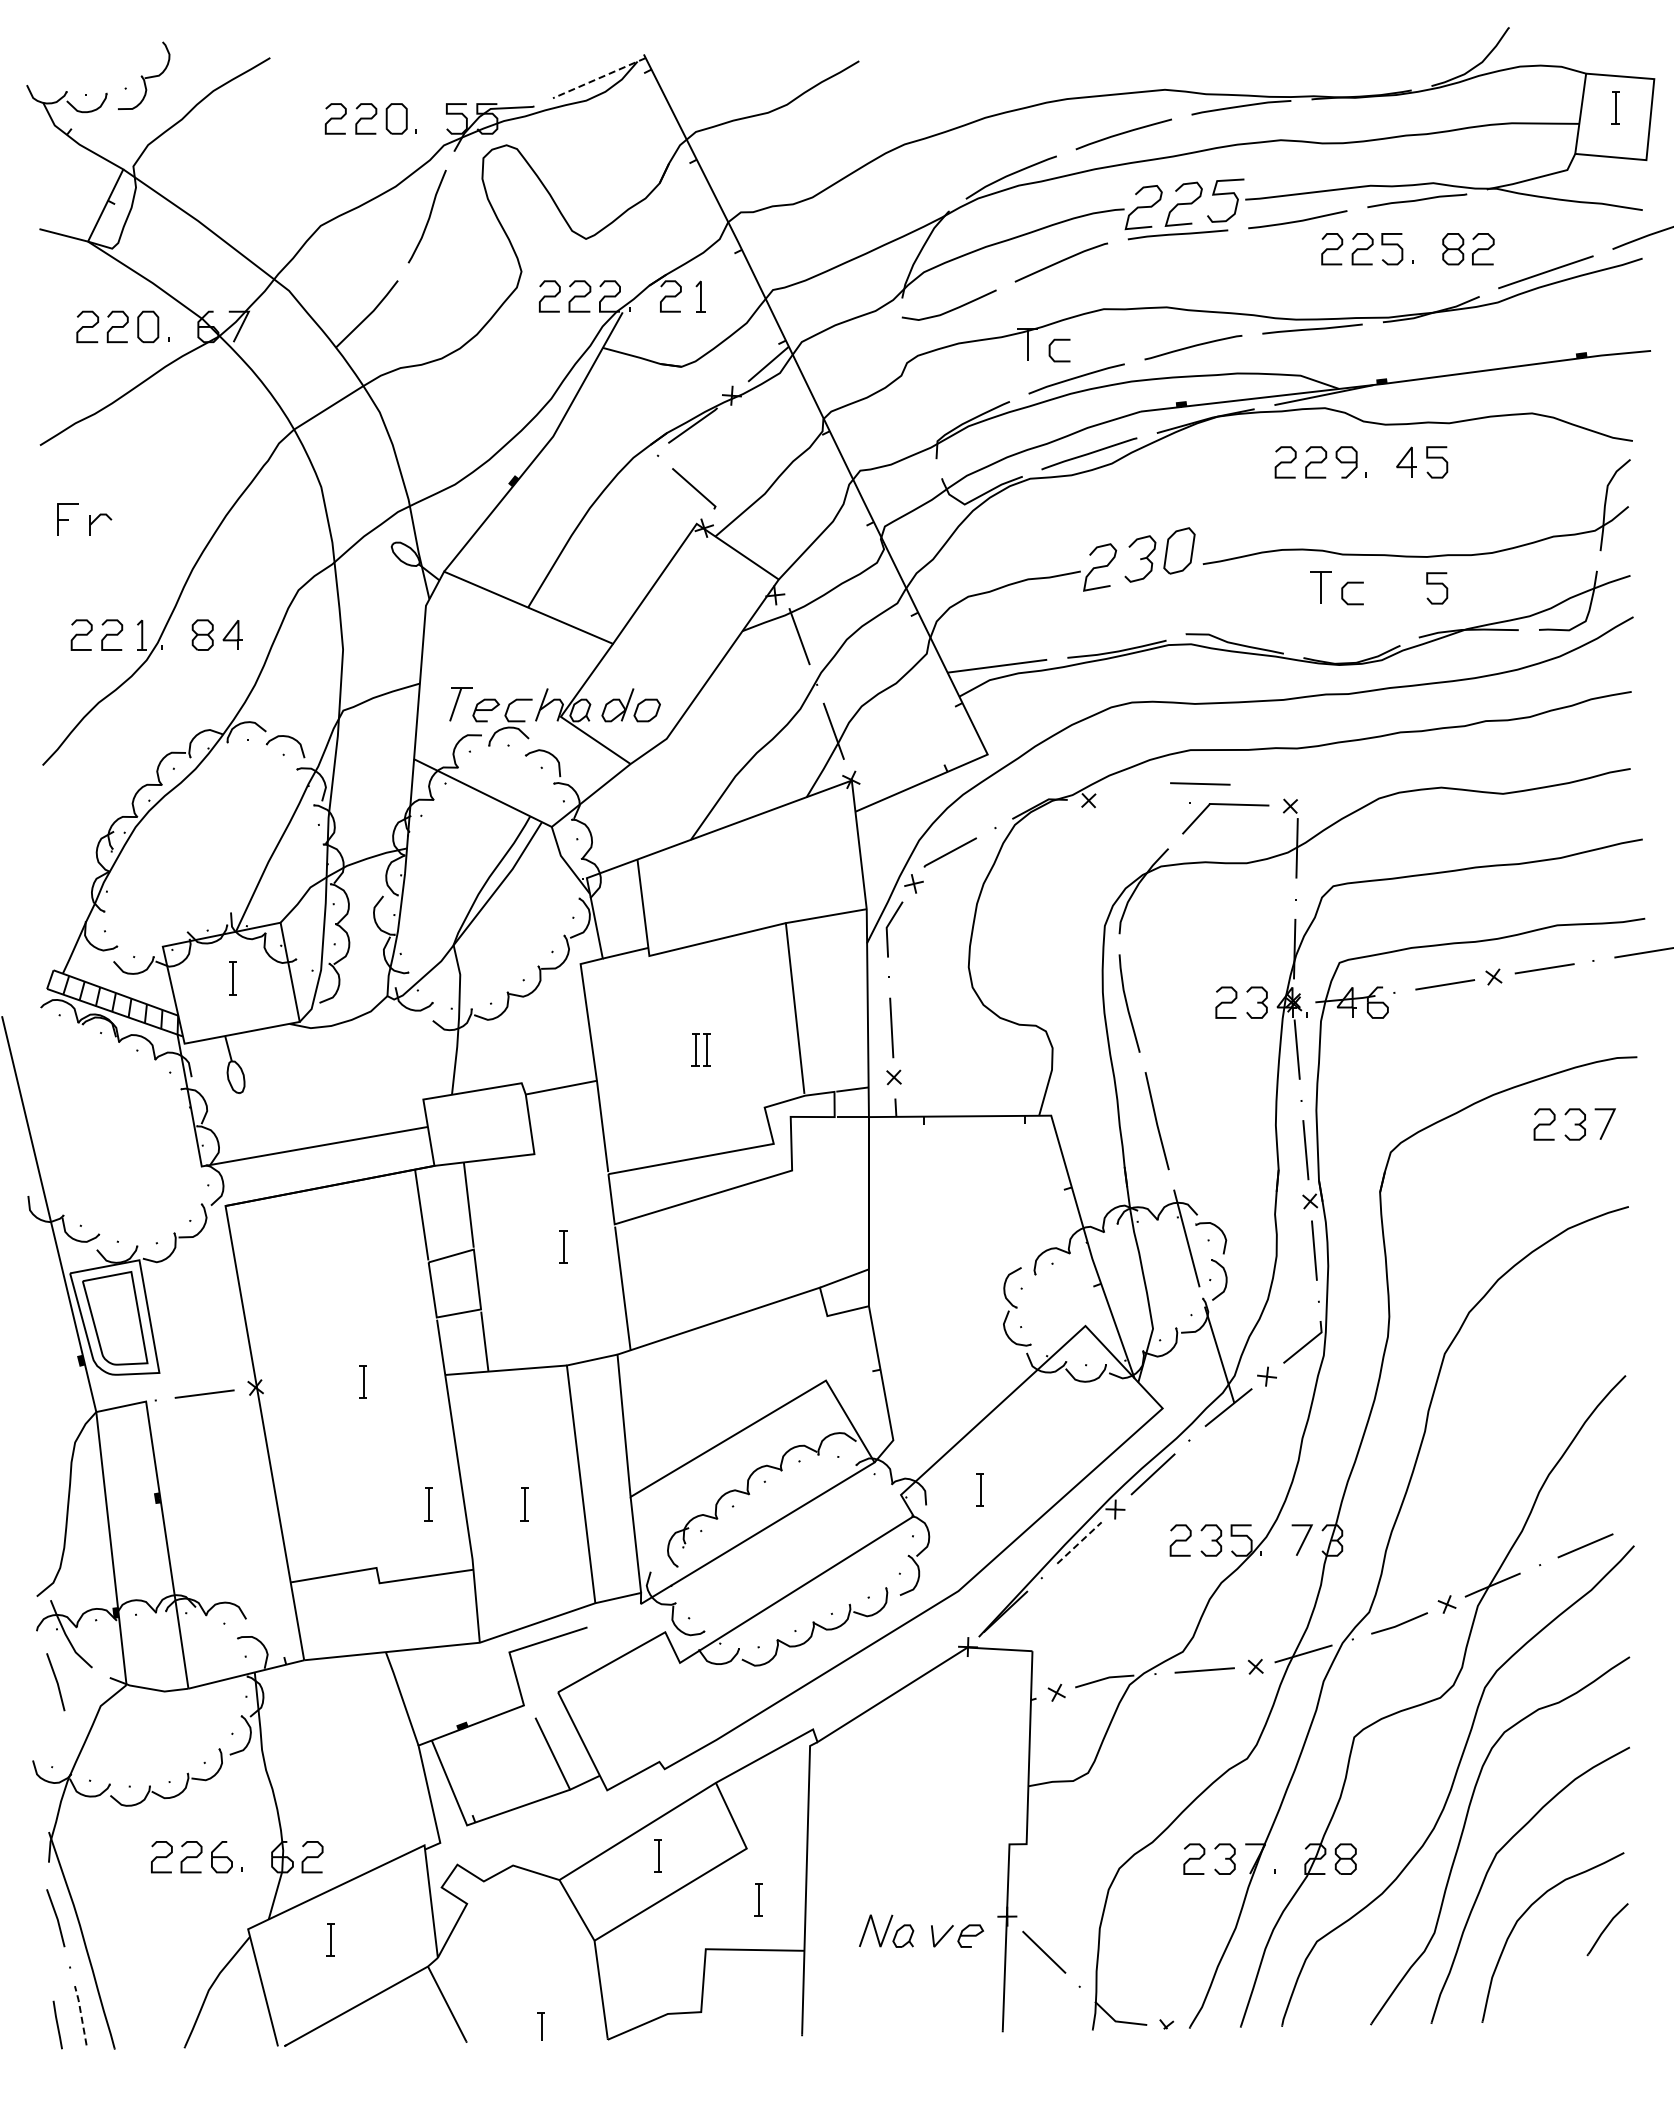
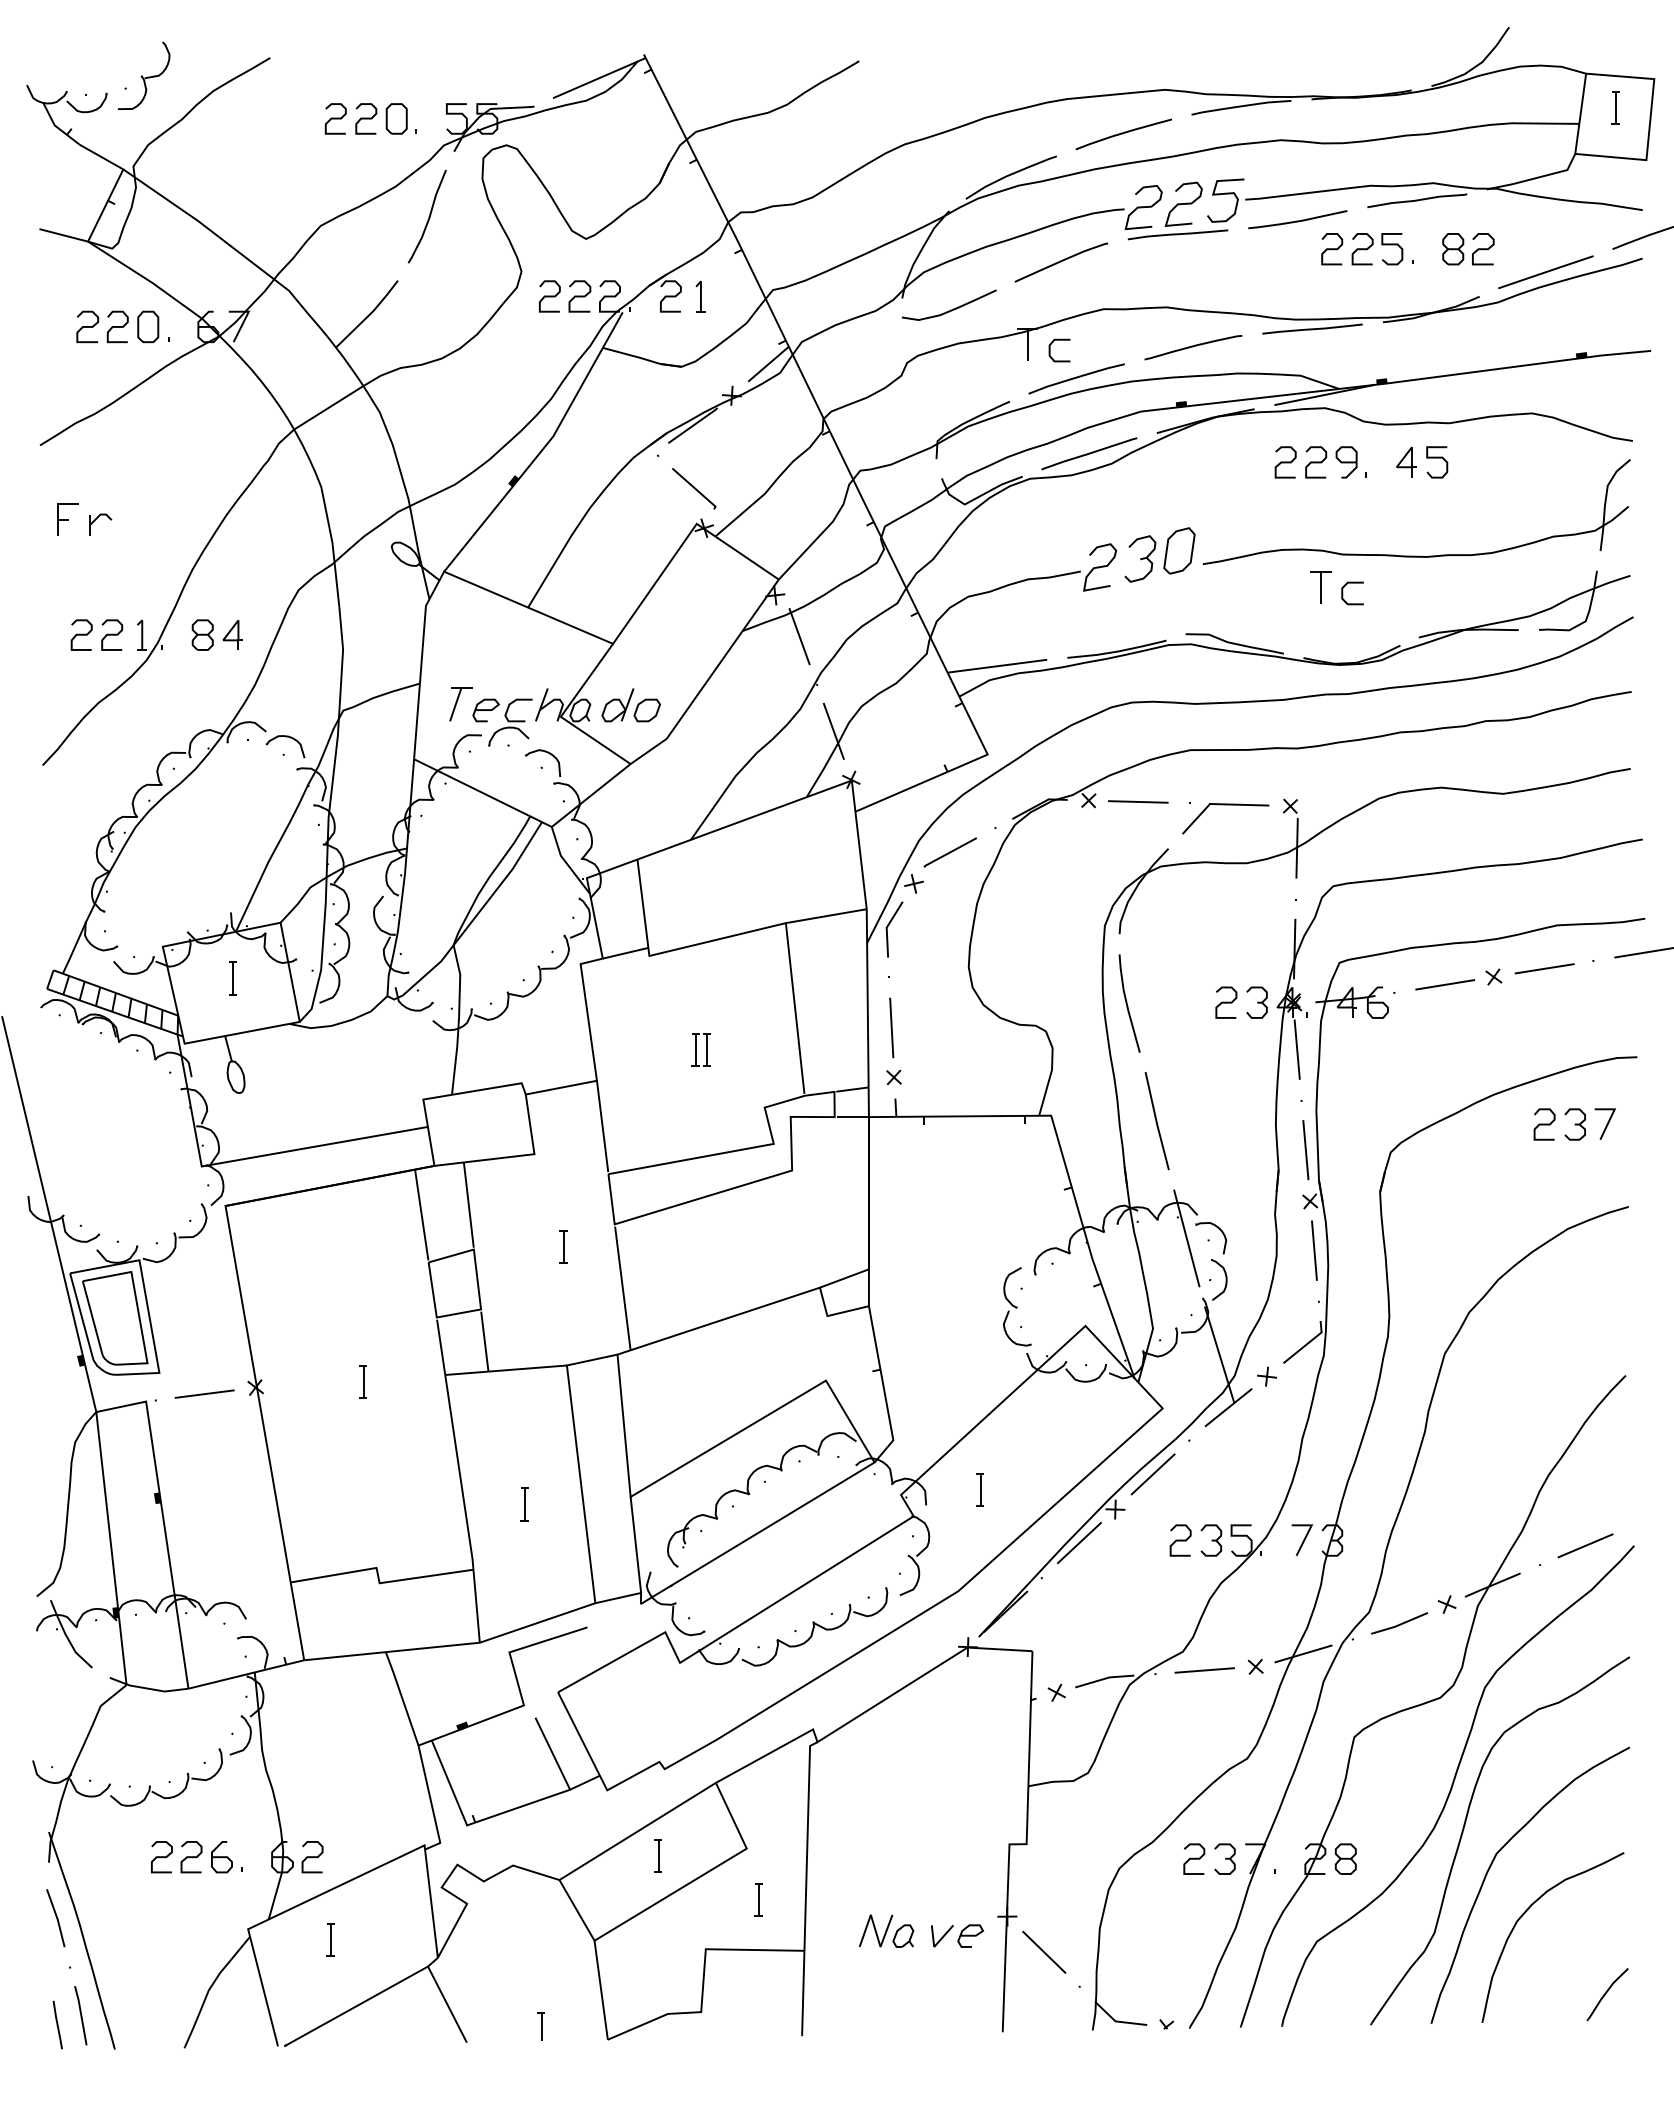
line: dashed -> solid (599, 78)
curve: present -> none (1437, 584)
line position: (1200, 783) -> (1138, 801) (1138, 801)
part: present -> none (428, 1504)
line: dashed -> solid (1079, 1542)
line: present -> none (56, 1682)
part position: (1607, 1929) -> (1607, 1994) (1607, 1994)
line: dashed -> solid (81, 2014)
